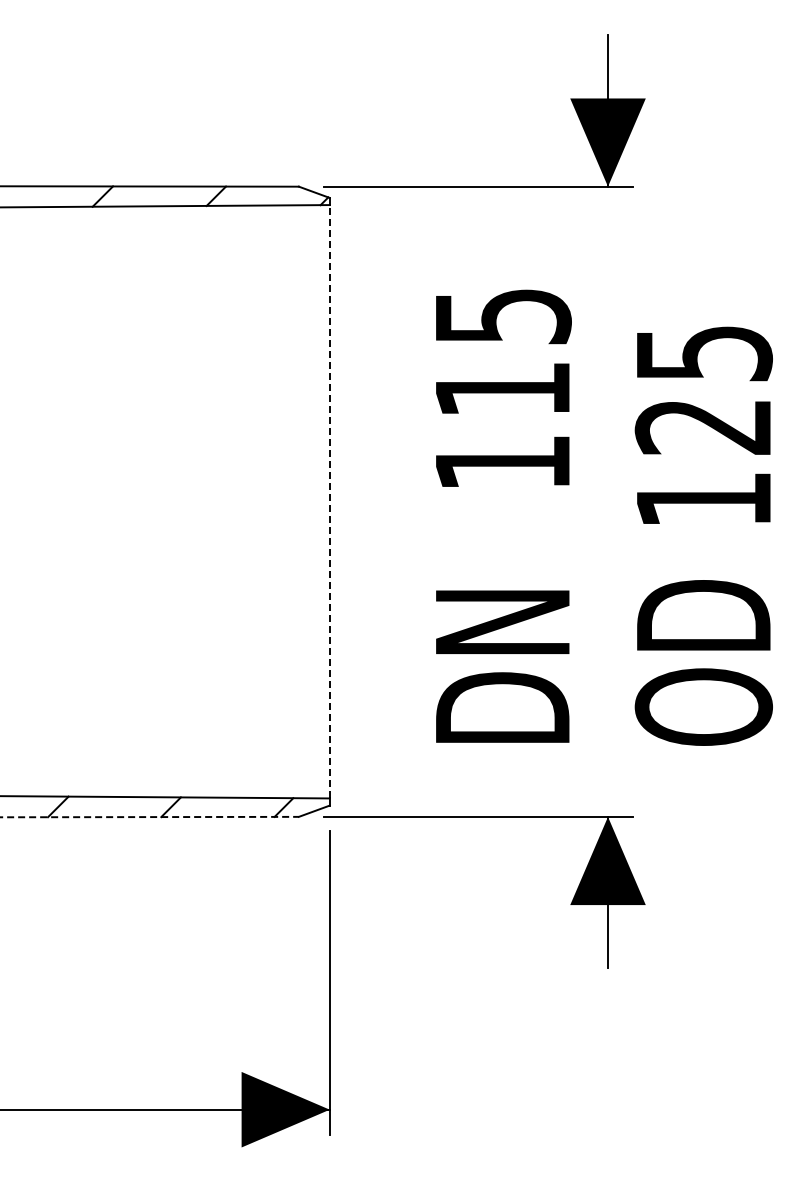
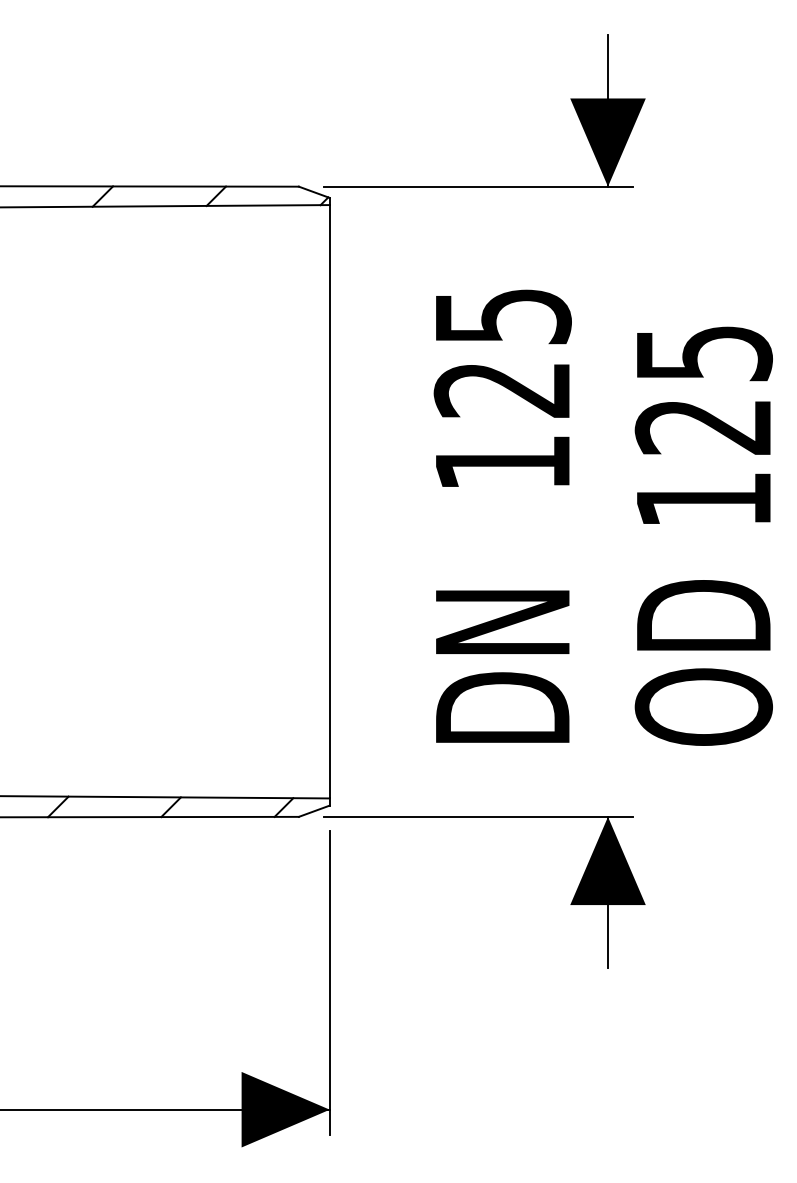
text: 115 -> 125 (501, 390)
line: dashed -> solid (329, 501)
line: dashed -> solid (150, 817)
